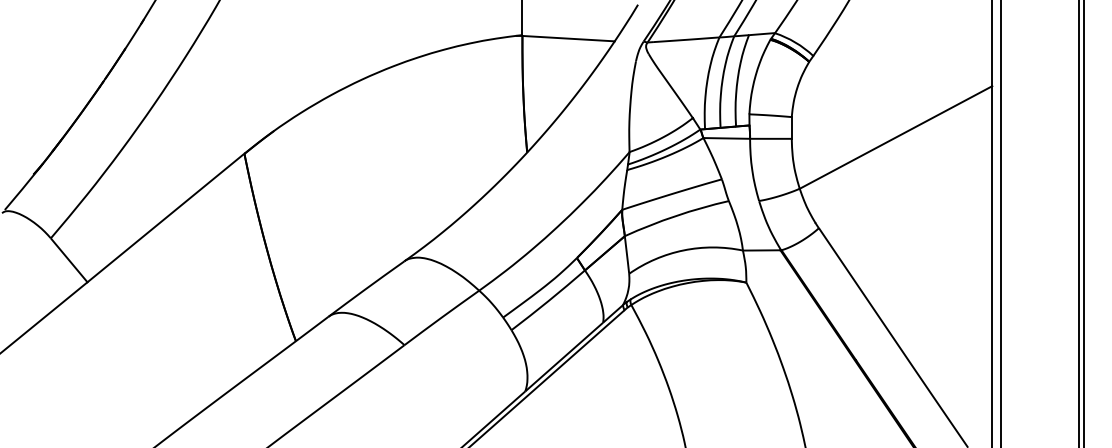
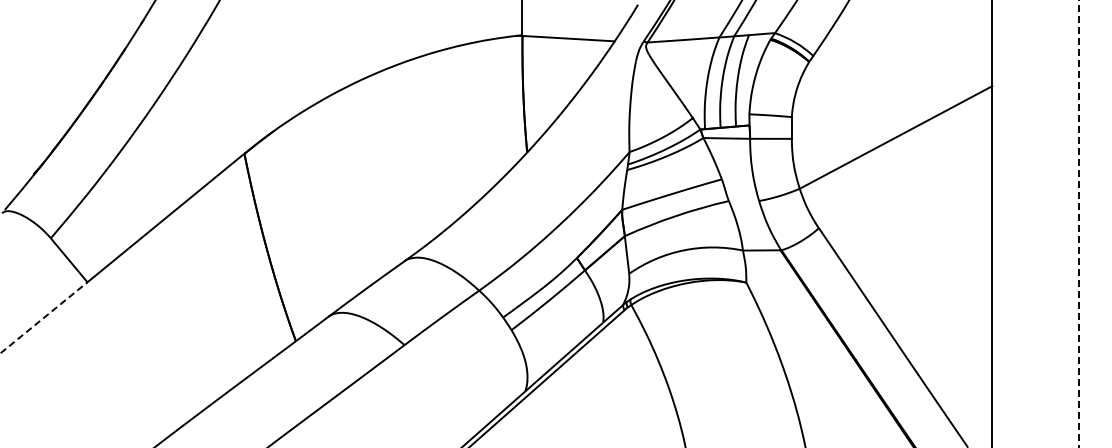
line: present -> none (1000, 223)
line: solid -> dashed (1078, 223)
line: present -> none (1084, 223)
line: solid -> dashed (44, 317)
